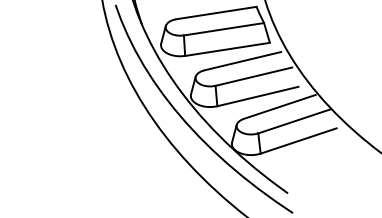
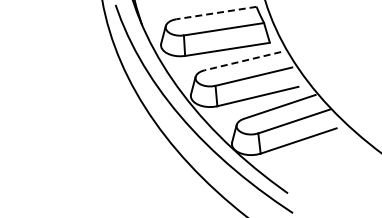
line: solid -> dashed (216, 13)
line: solid -> dashed (242, 61)
